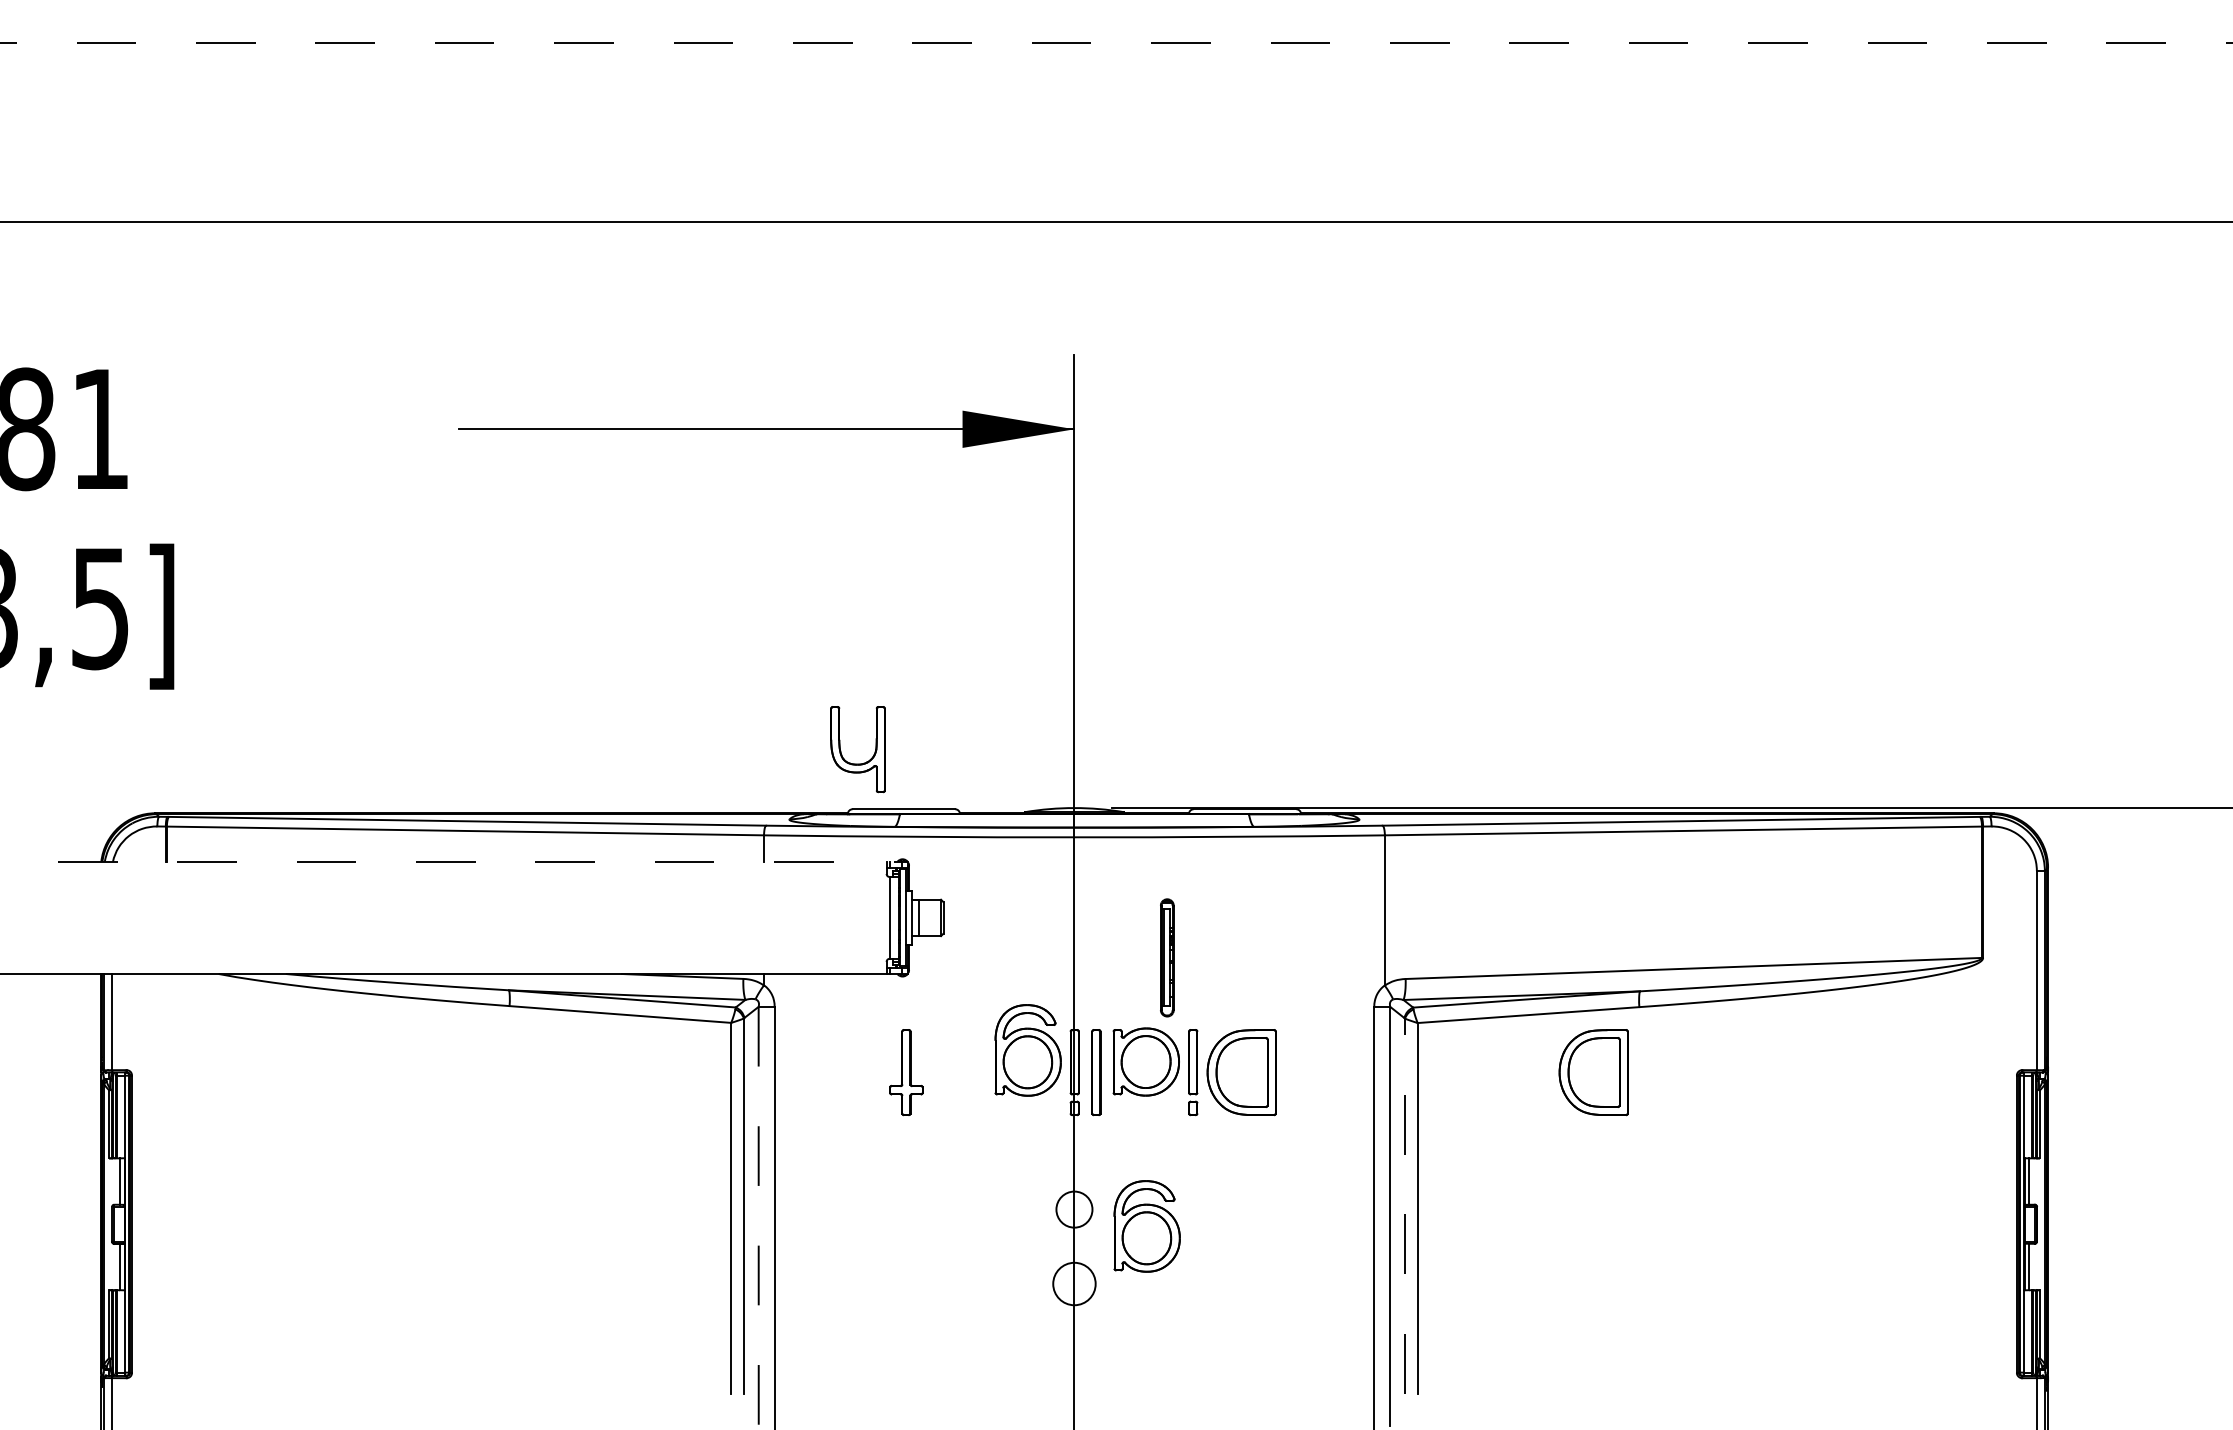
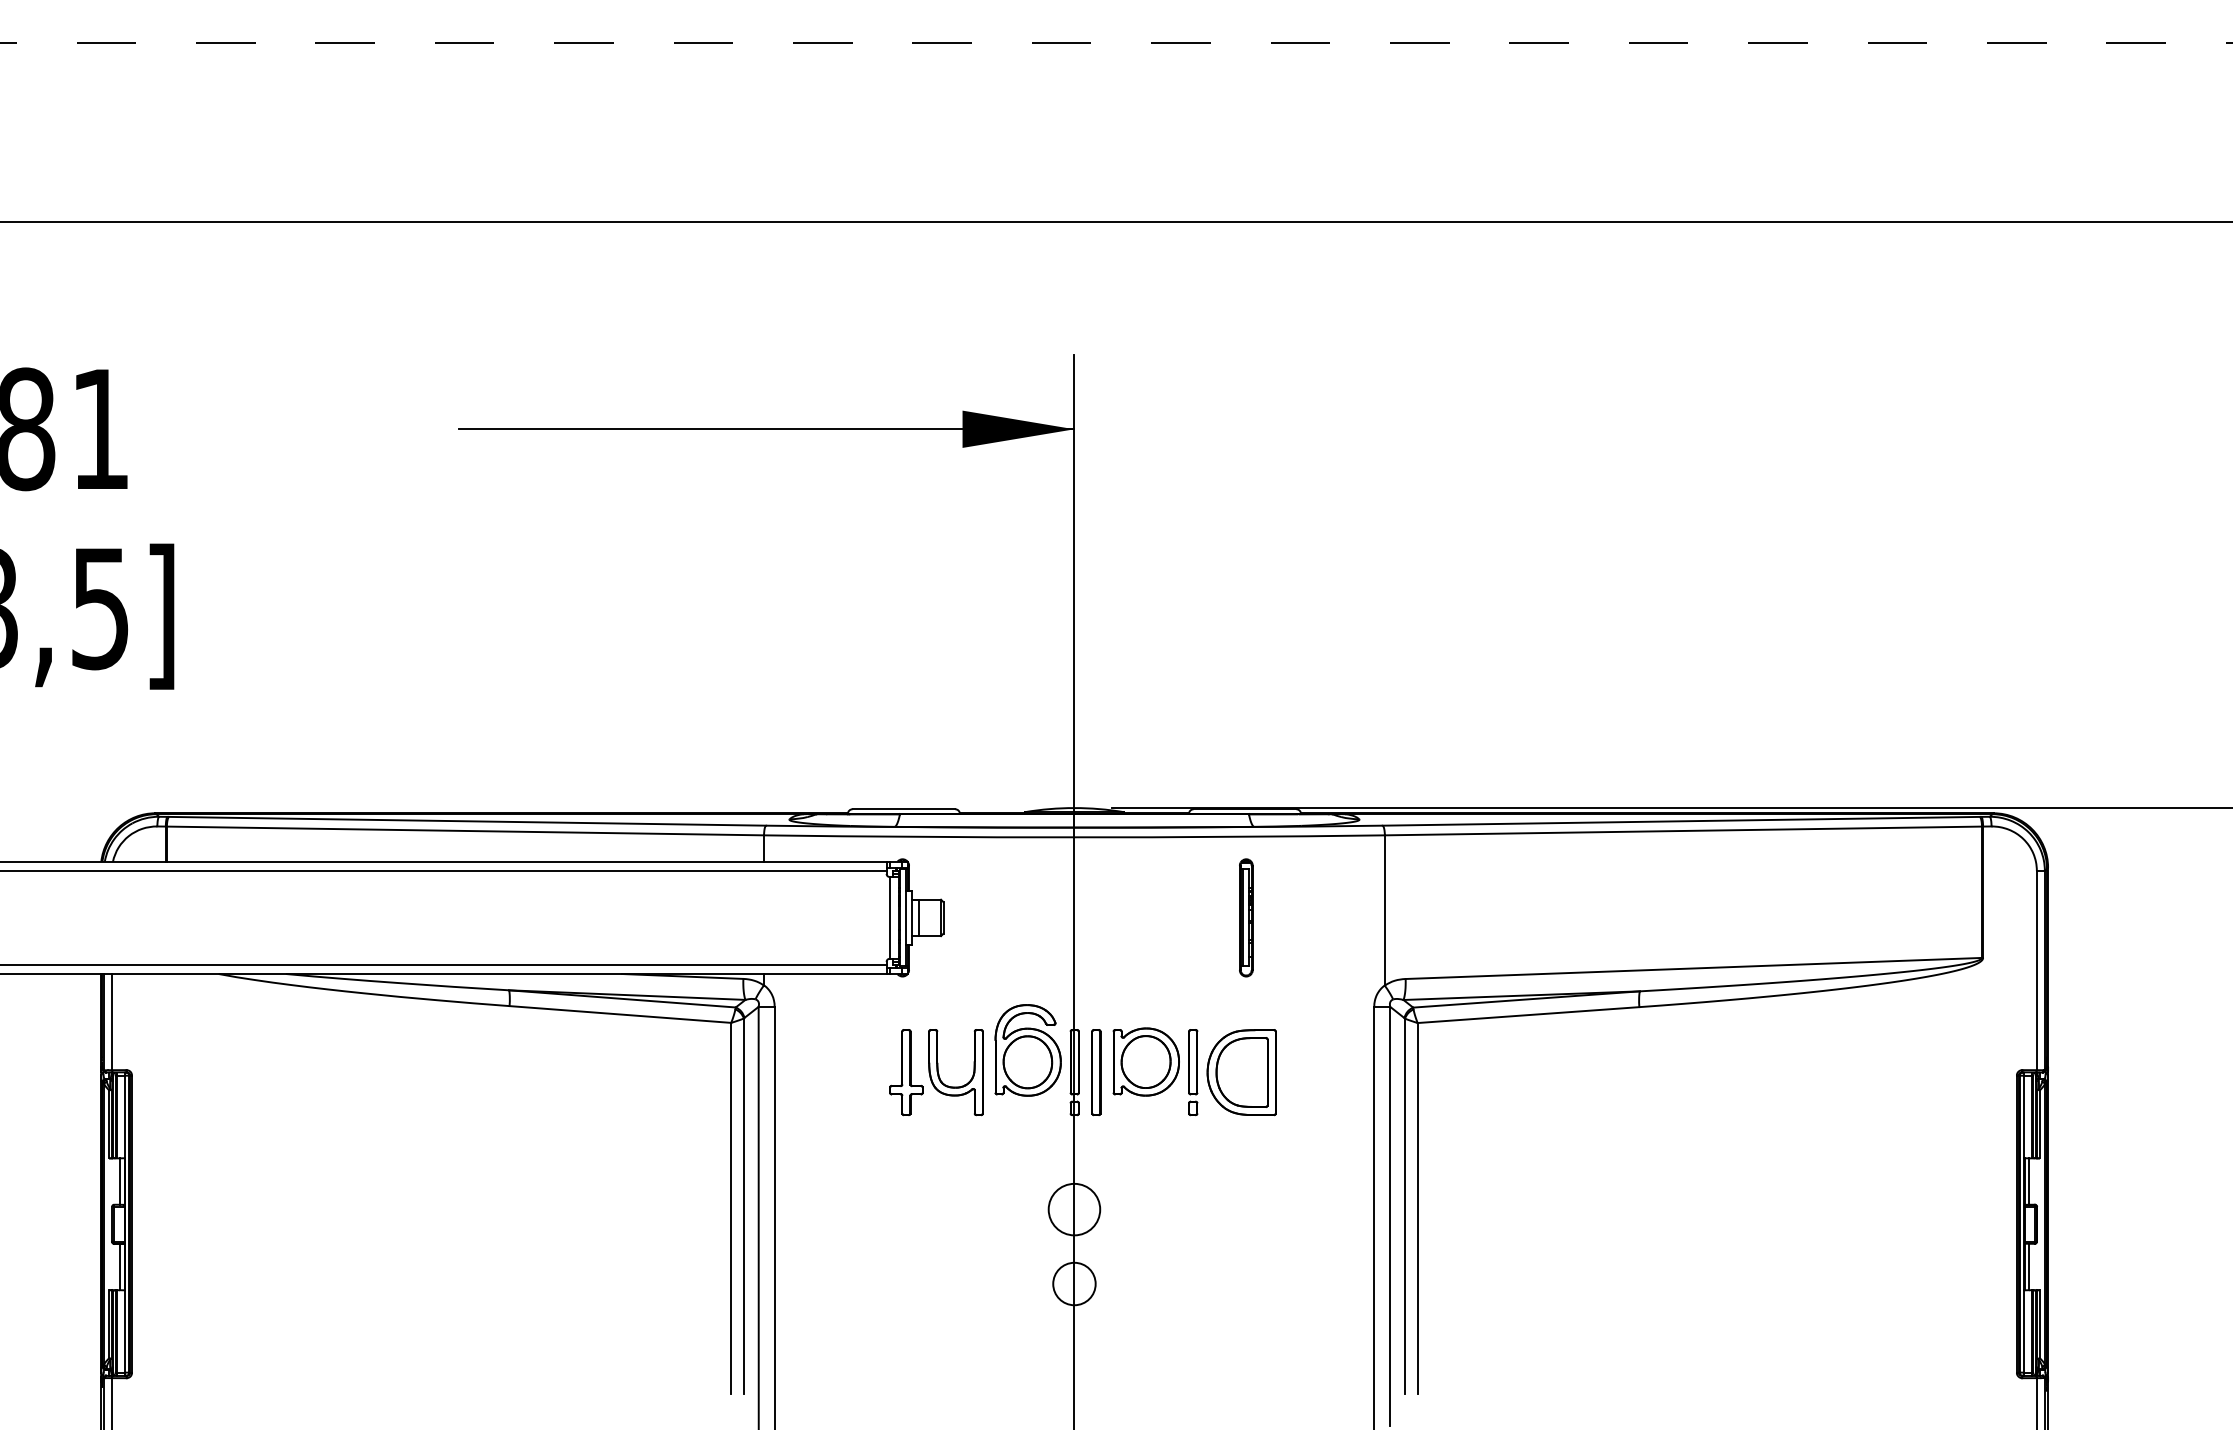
part position: (857, 763) -> (955, 1086) (955, 1086)
line: dashed -> solid (454, 861)
line: none -> present (444, 870)
part position: (1167, 957) -> (1246, 917) (1246, 917)
line: none -> present (444, 964)
part: present -> none (1593, 1072)
line: dashed -> solid (1405, 1205)
circle diameter: 36 px -> 52 px (1074, 1209)
line: dashed -> solid (758, 1218)
part: present -> none (1146, 1226)
